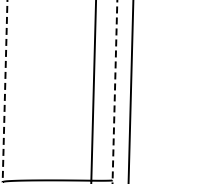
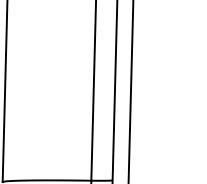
line: dashed -> solid (5, 91)
line: dashed -> solid (114, 91)
